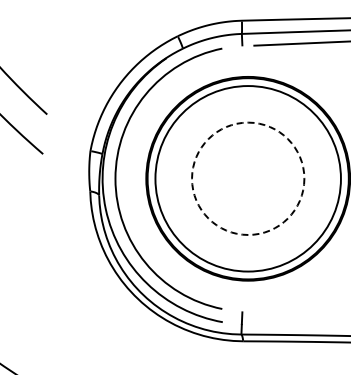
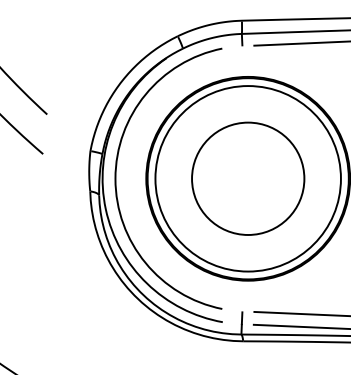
circle: dashed -> solid (248, 178)
line: none -> present (300, 313)
line: none -> present (300, 326)
